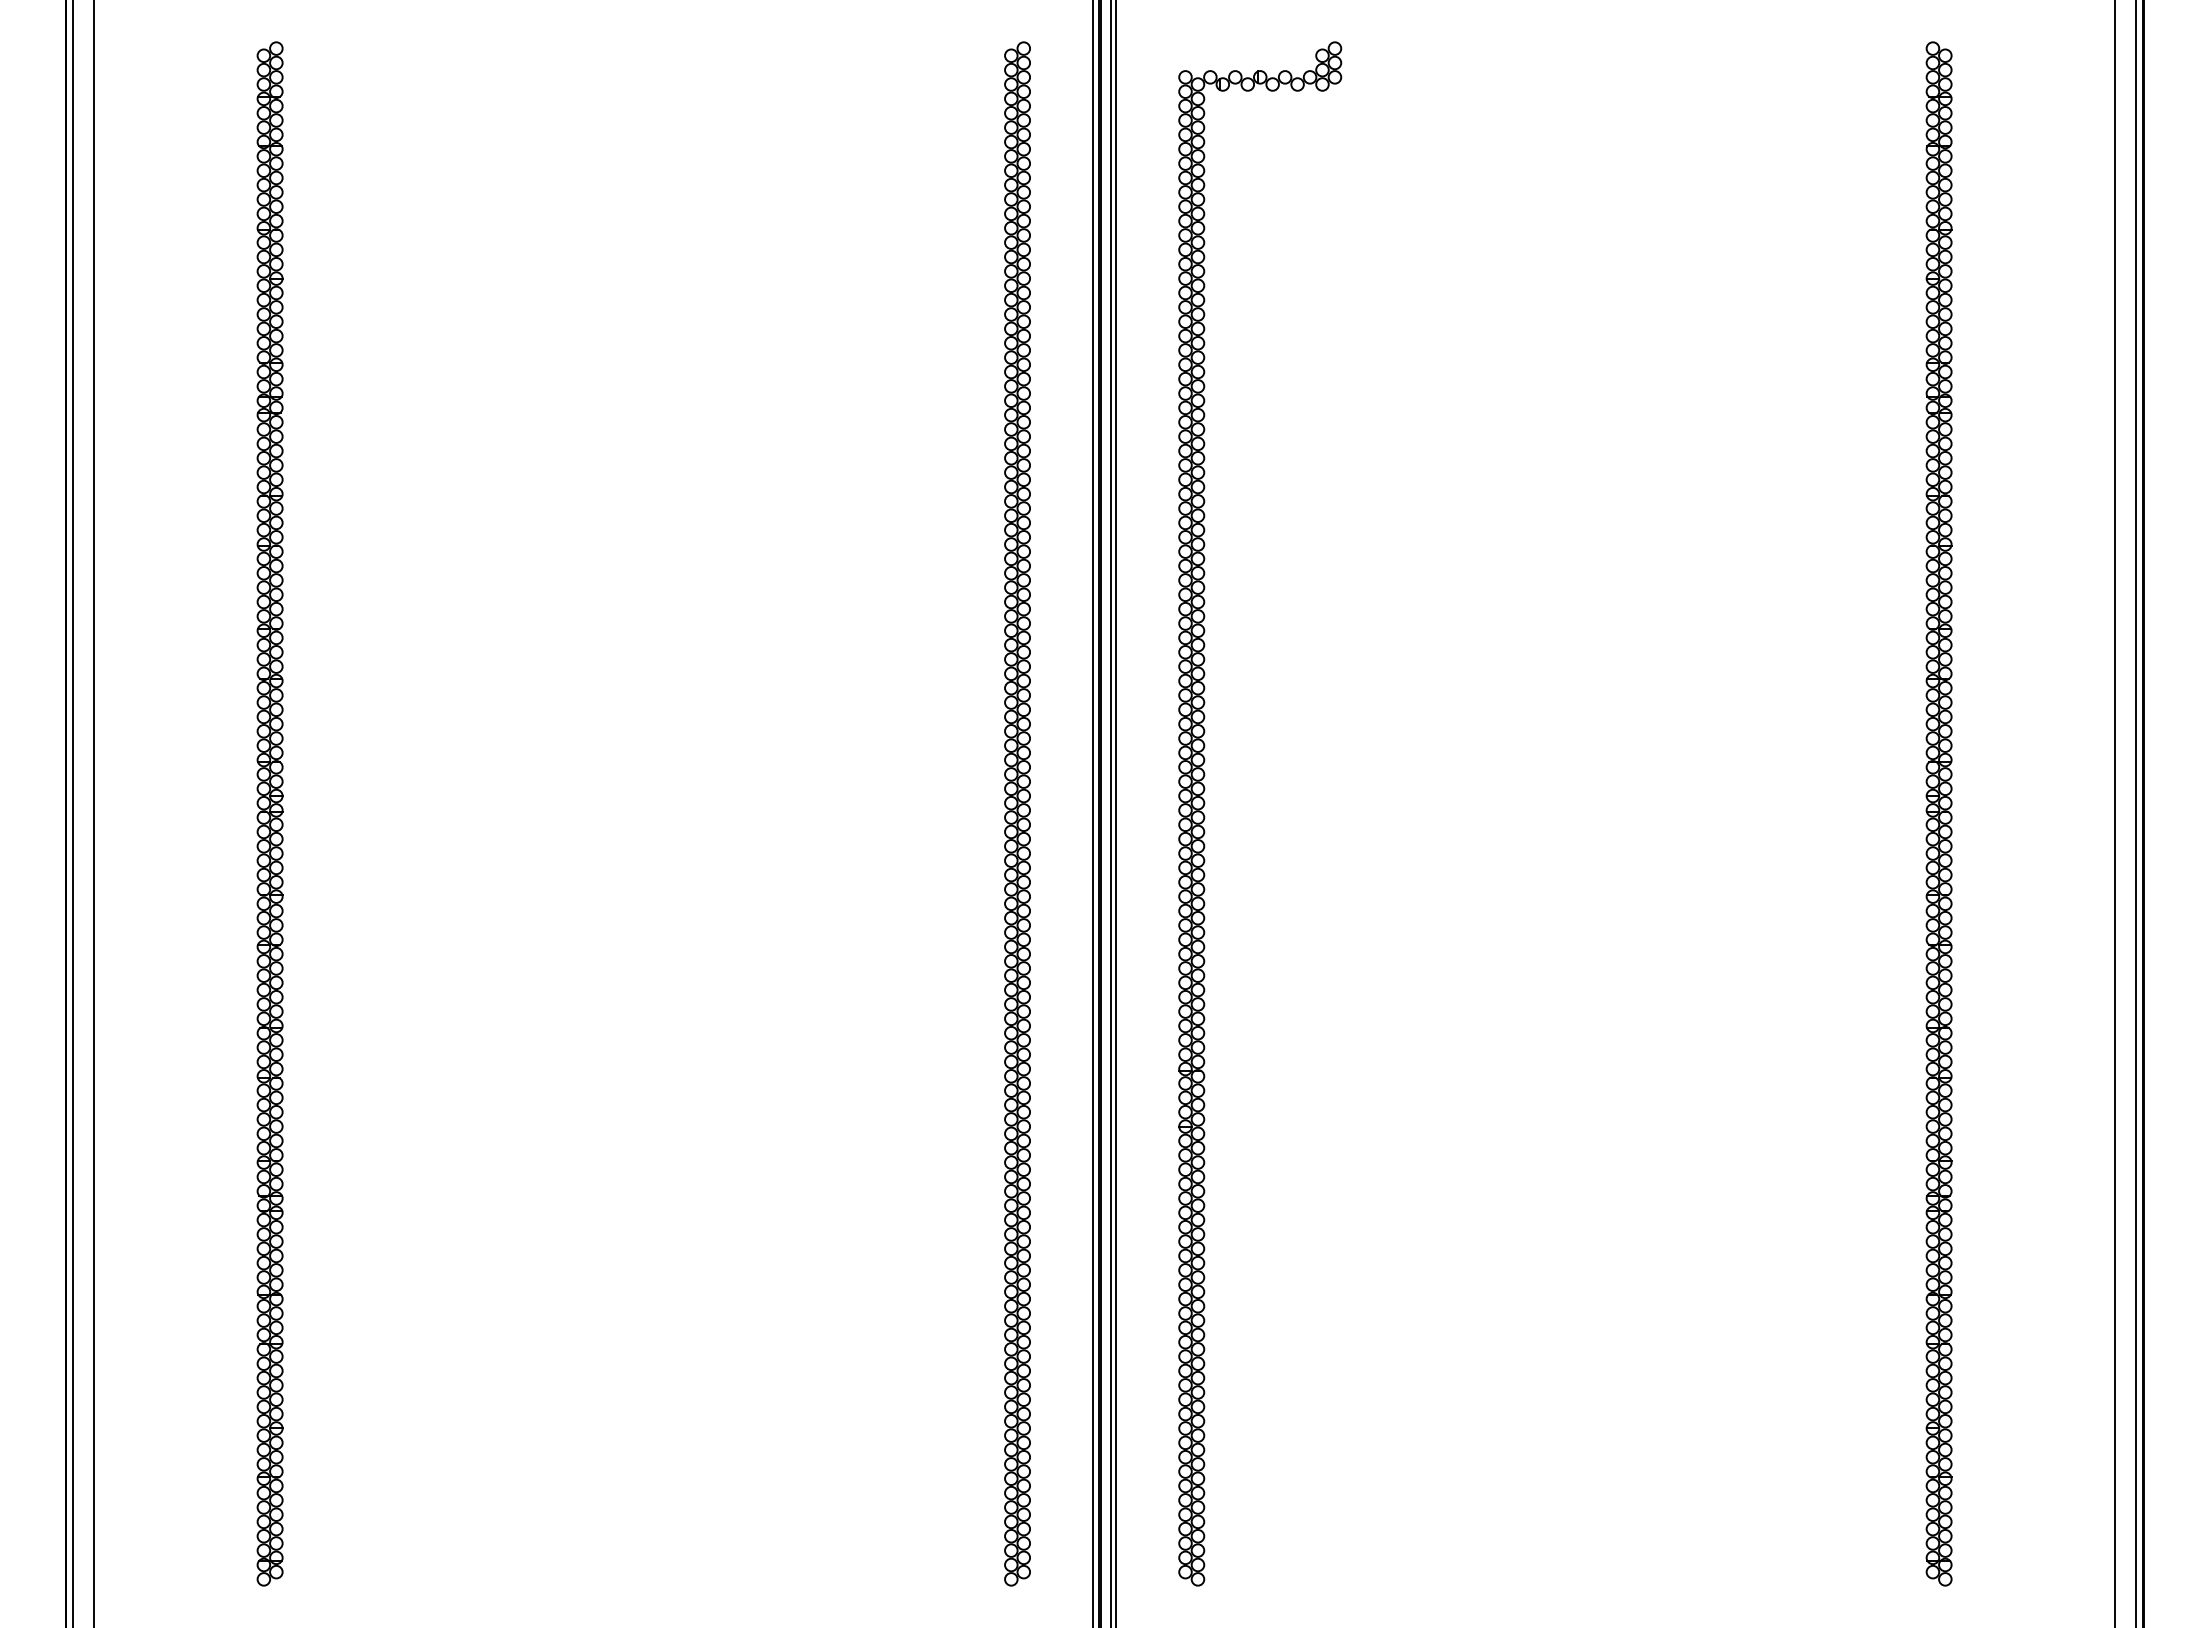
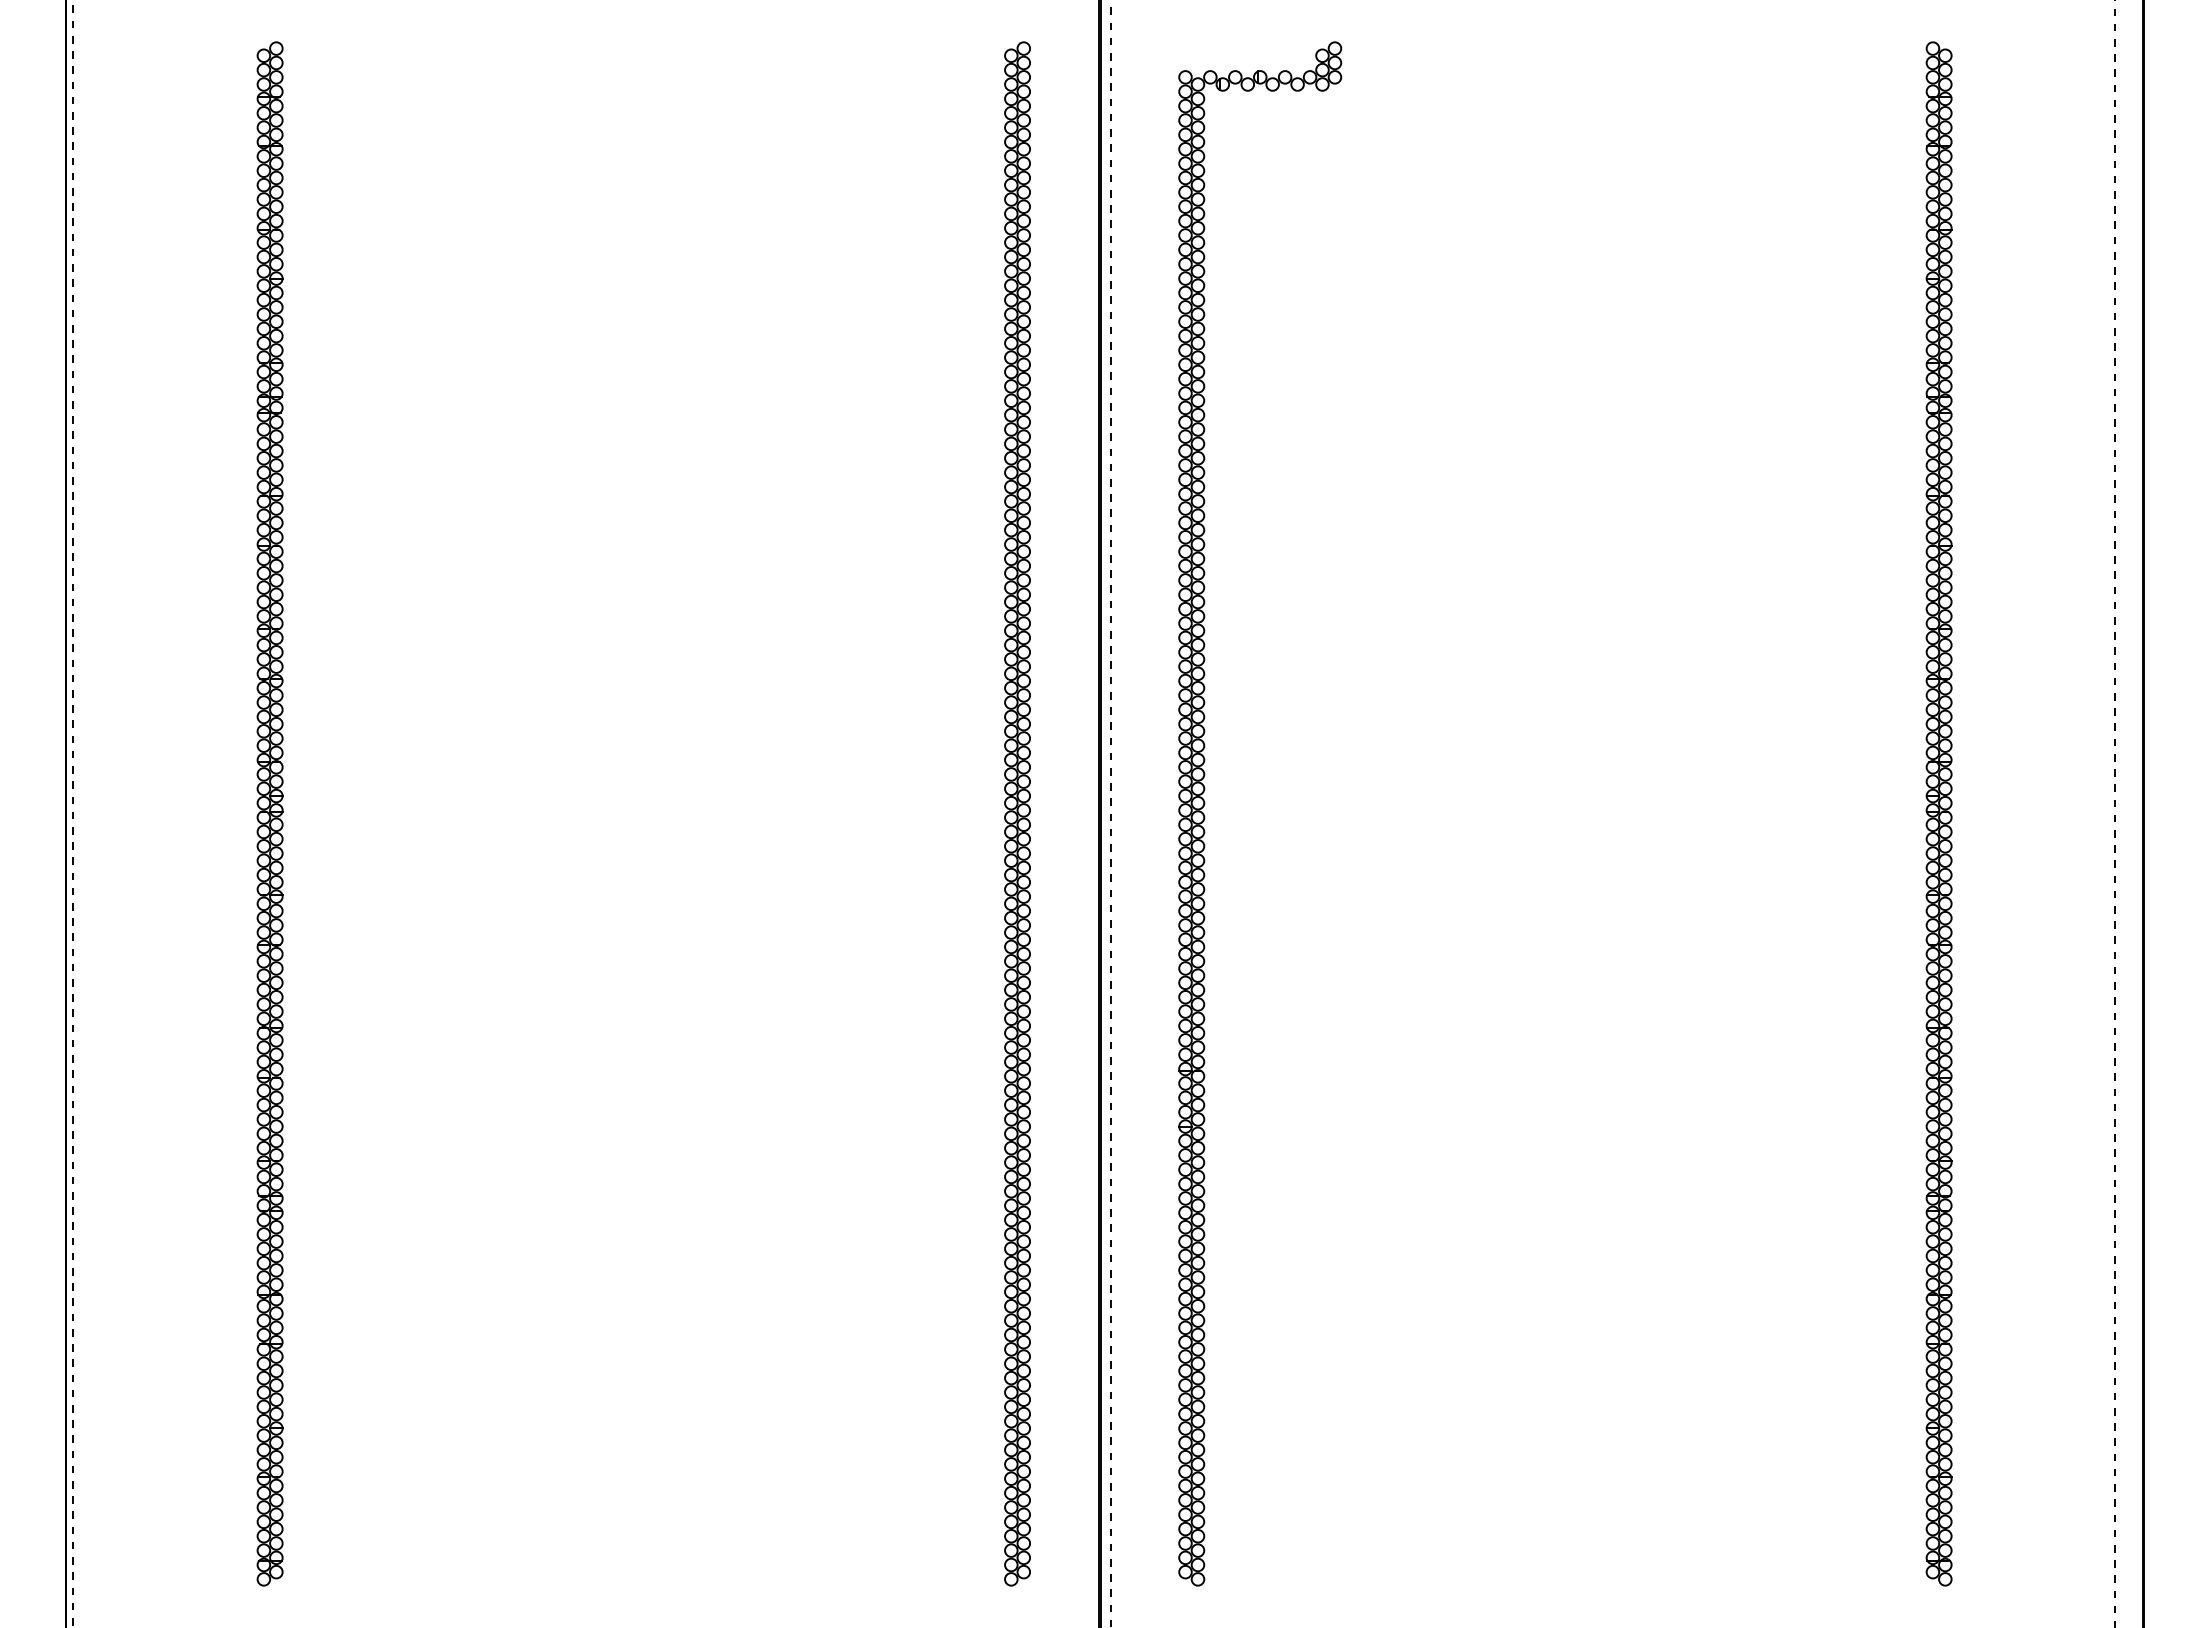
line: present -> none (93, 813)
line: present -> none (1093, 813)
line: solid -> dashed (1110, 813)
line: present -> none (1115, 813)
line: solid -> dashed (2115, 813)
line: present -> none (2136, 813)
line: solid -> dashed (73, 814)
